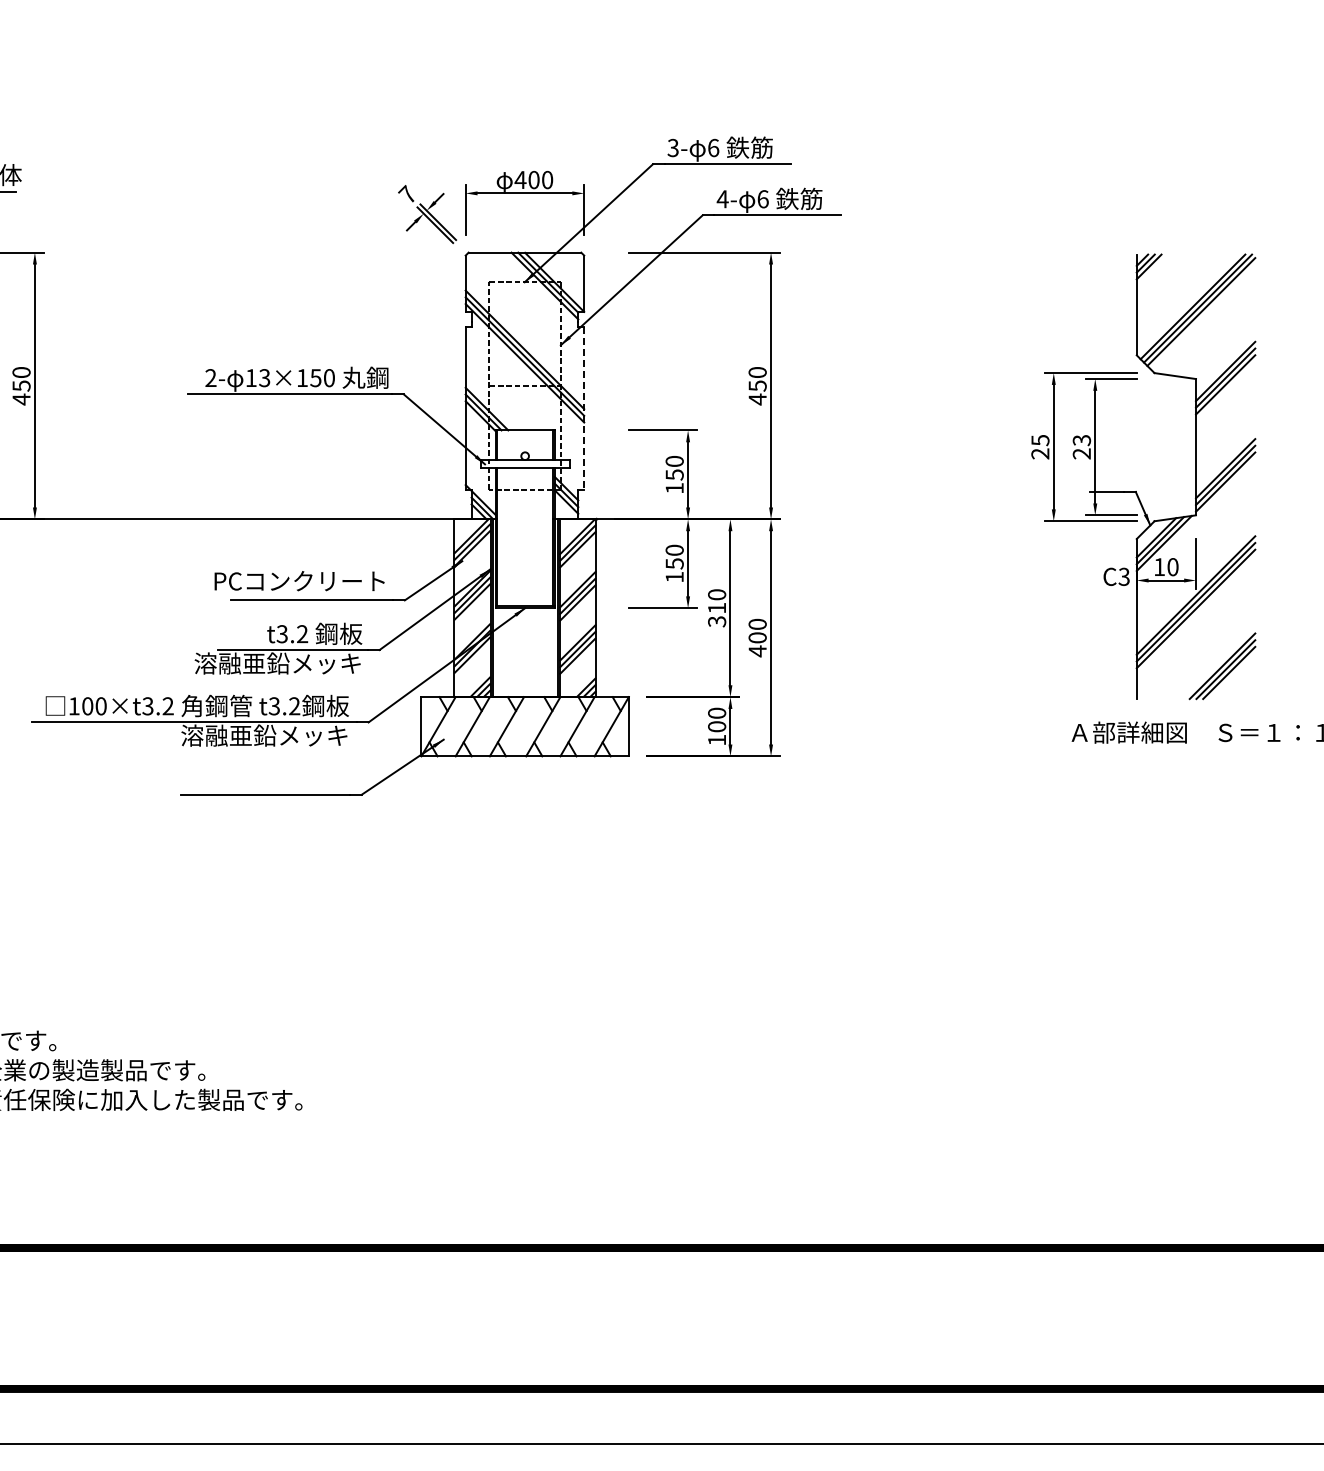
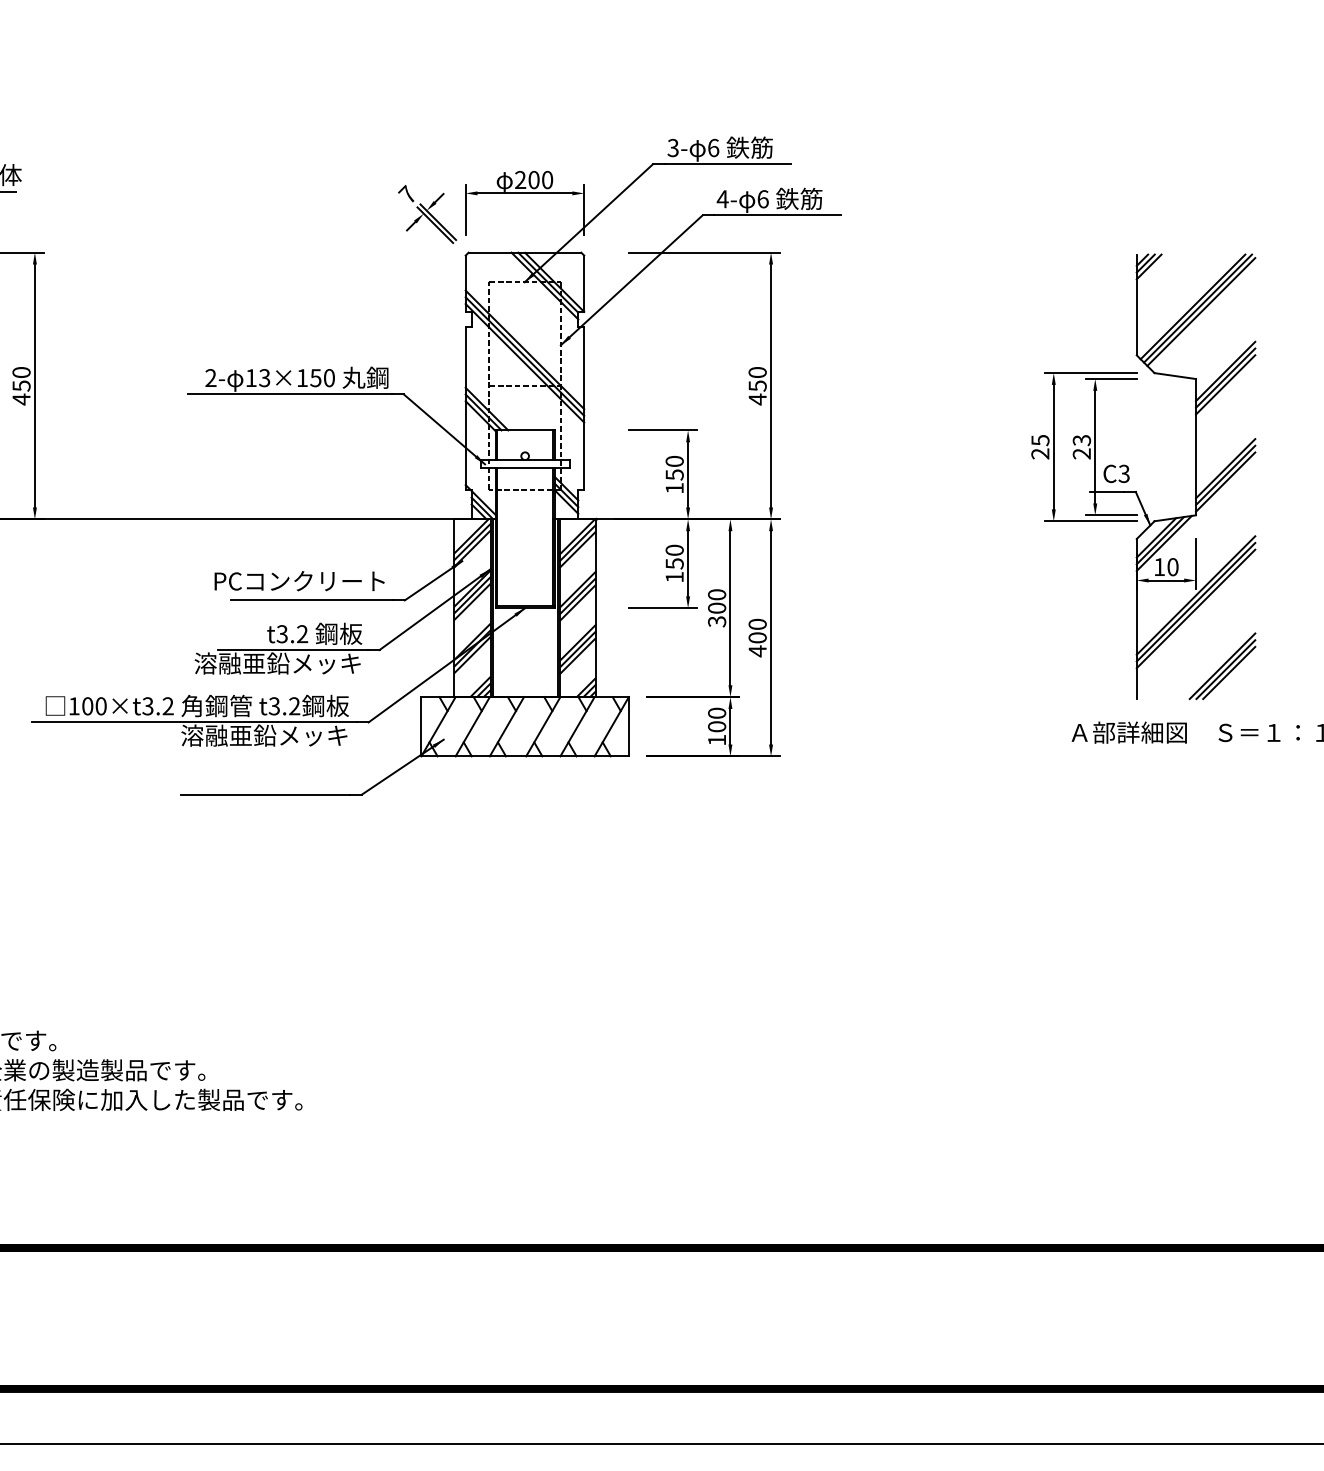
text: 400 -> 200 (520, 179)
line: dashed -> solid (584, 408)
text position: (1116, 576) -> (1116, 473) (1116, 473)
text: 310 -> 300 (717, 607)
